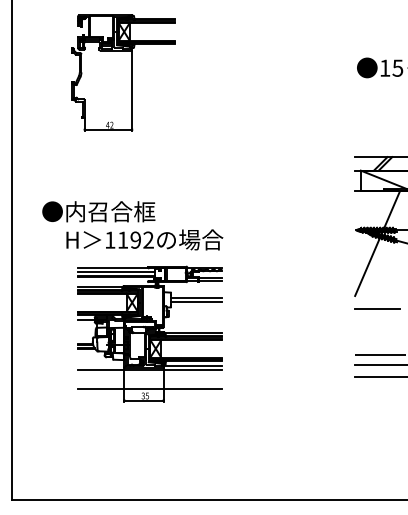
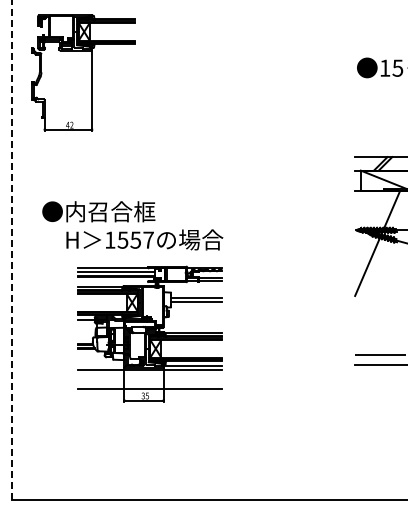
part position: (131, 72) -> (91, 72) (91, 72)
text: 1192 -> 1557 (135, 239)
line: solid -> dashed (12, 249)
line: present -> none (377, 308)
line: present -> none (379, 376)
